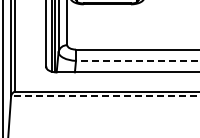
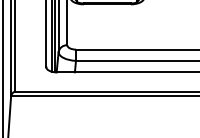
line: dashed -> solid (137, 60)
line: dashed -> solid (105, 96)
